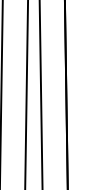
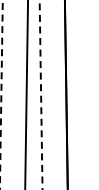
line: solid -> dashed (1, 92)
line: solid -> dashed (41, 94)
